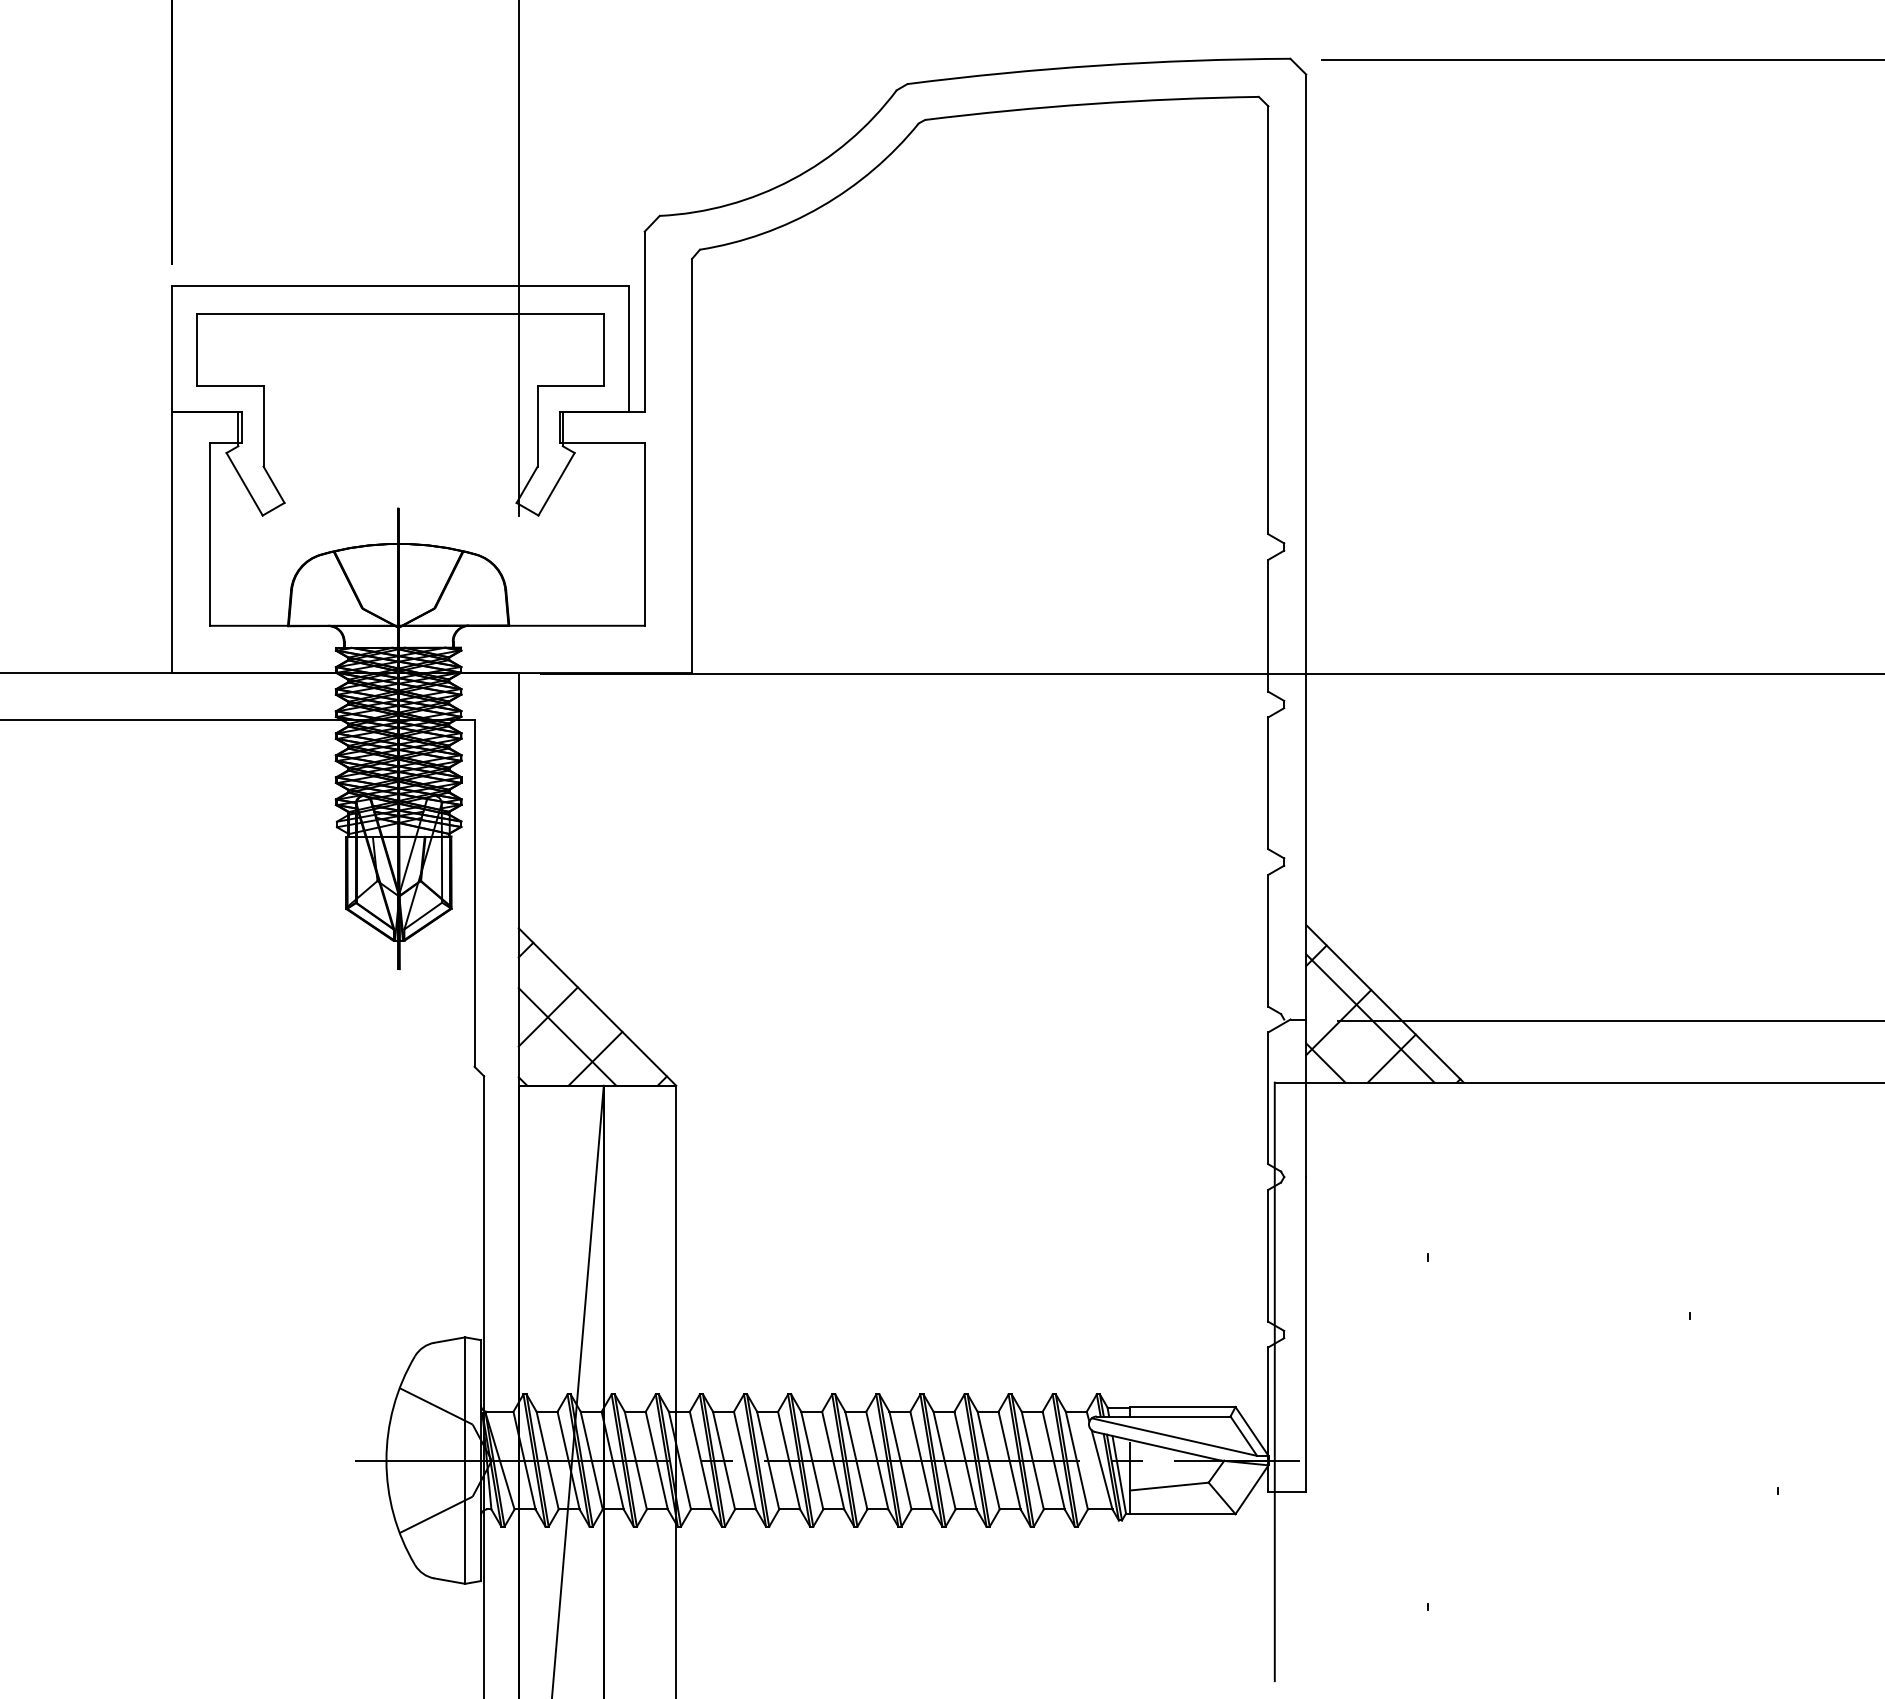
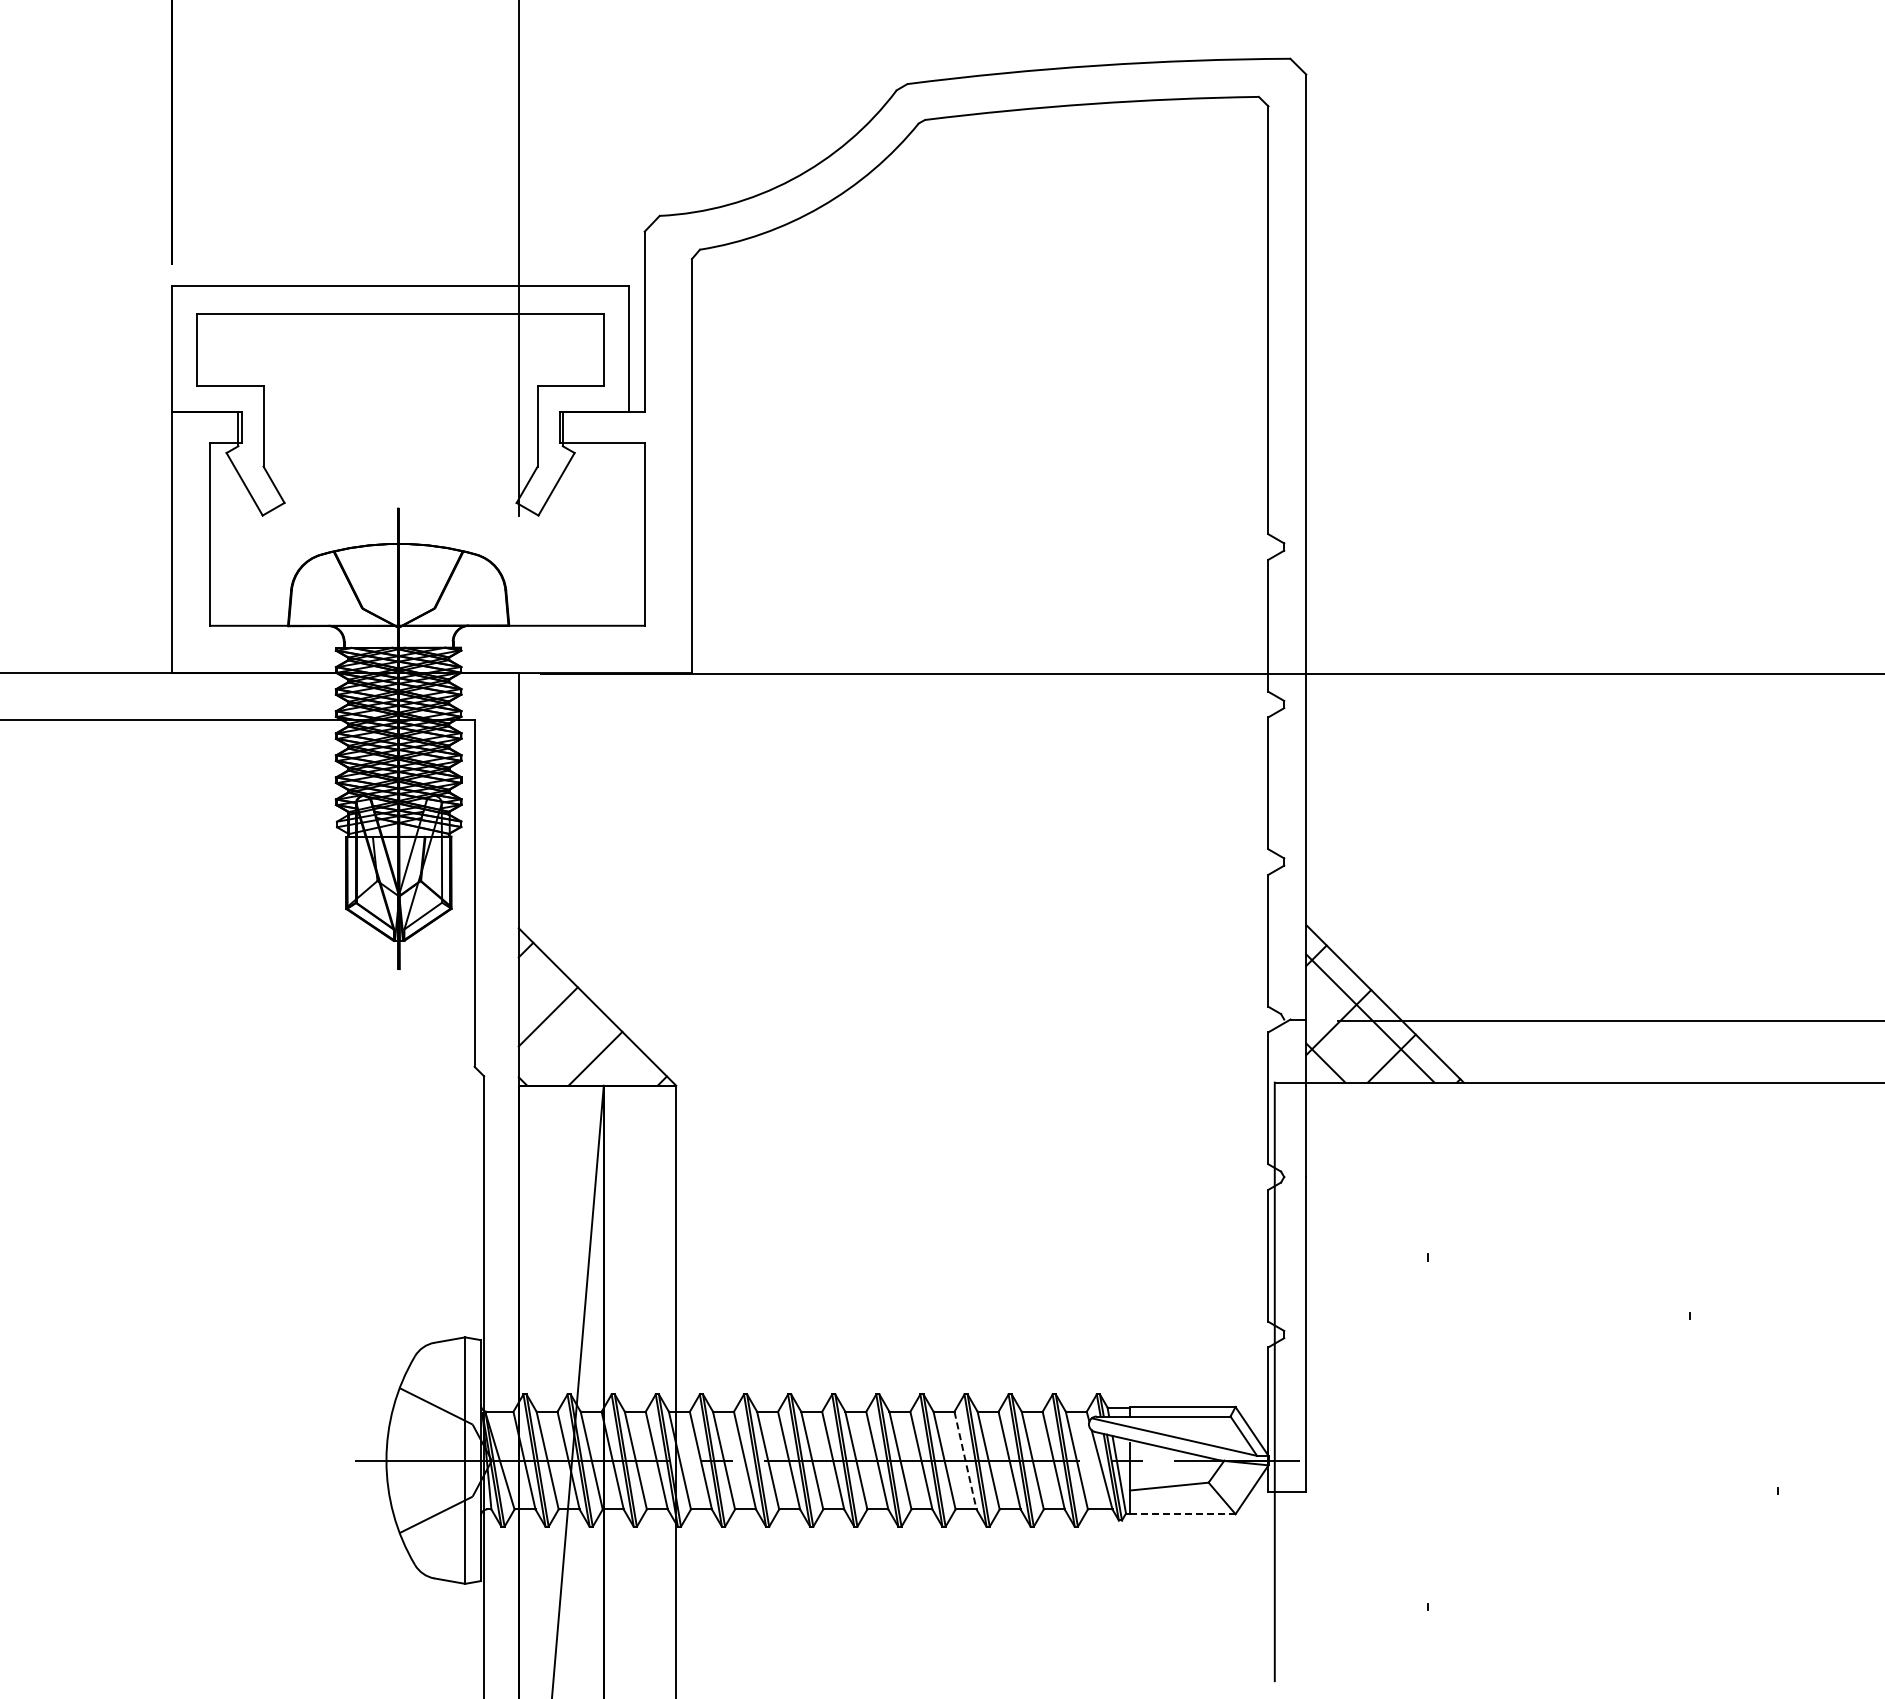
line: present -> none (1601, 60)
line: present -> none (567, 1036)
line: solid -> dashed (965, 1461)
line: solid -> dashed (1182, 1514)
